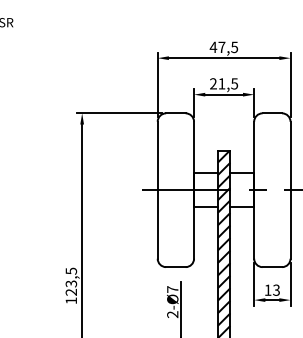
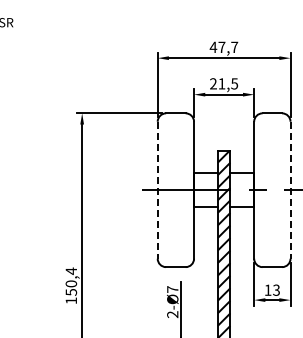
text: 47,5 -> 47,7 (234, 47)
line: solid -> dashed (157, 190)
line: solid -> dashed (290, 190)
text: 123,5 -> 150,4 (71, 281)
